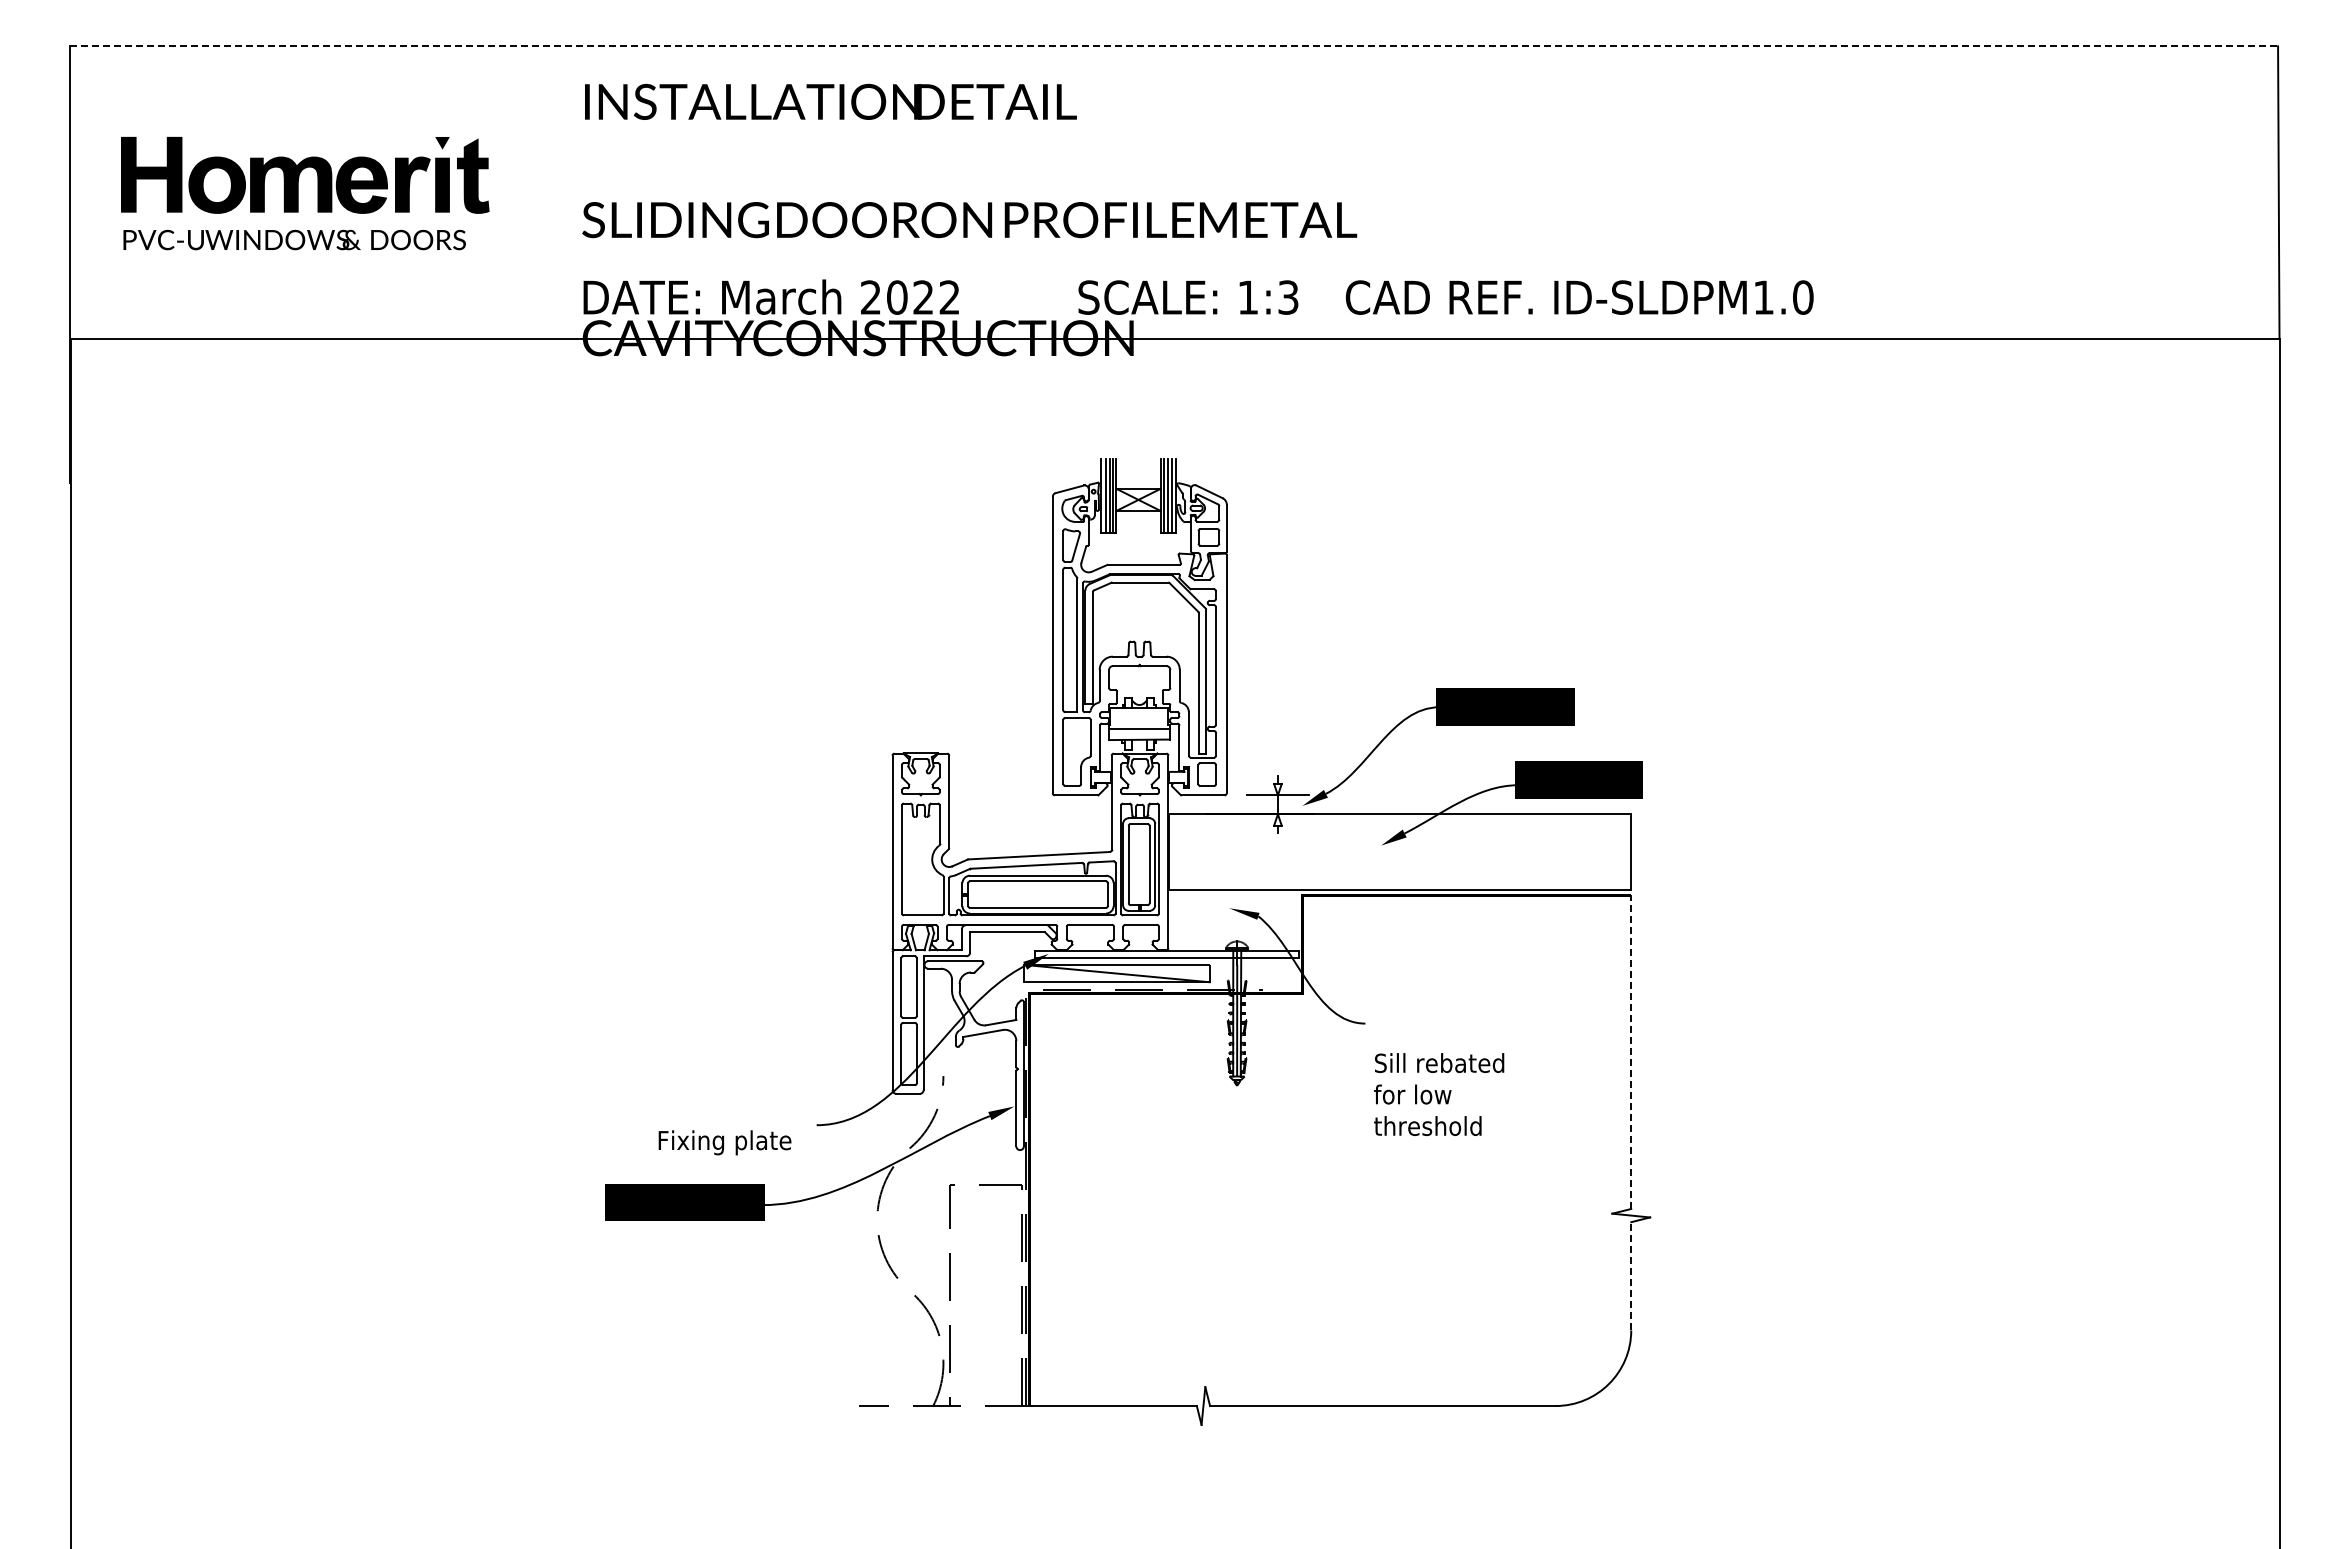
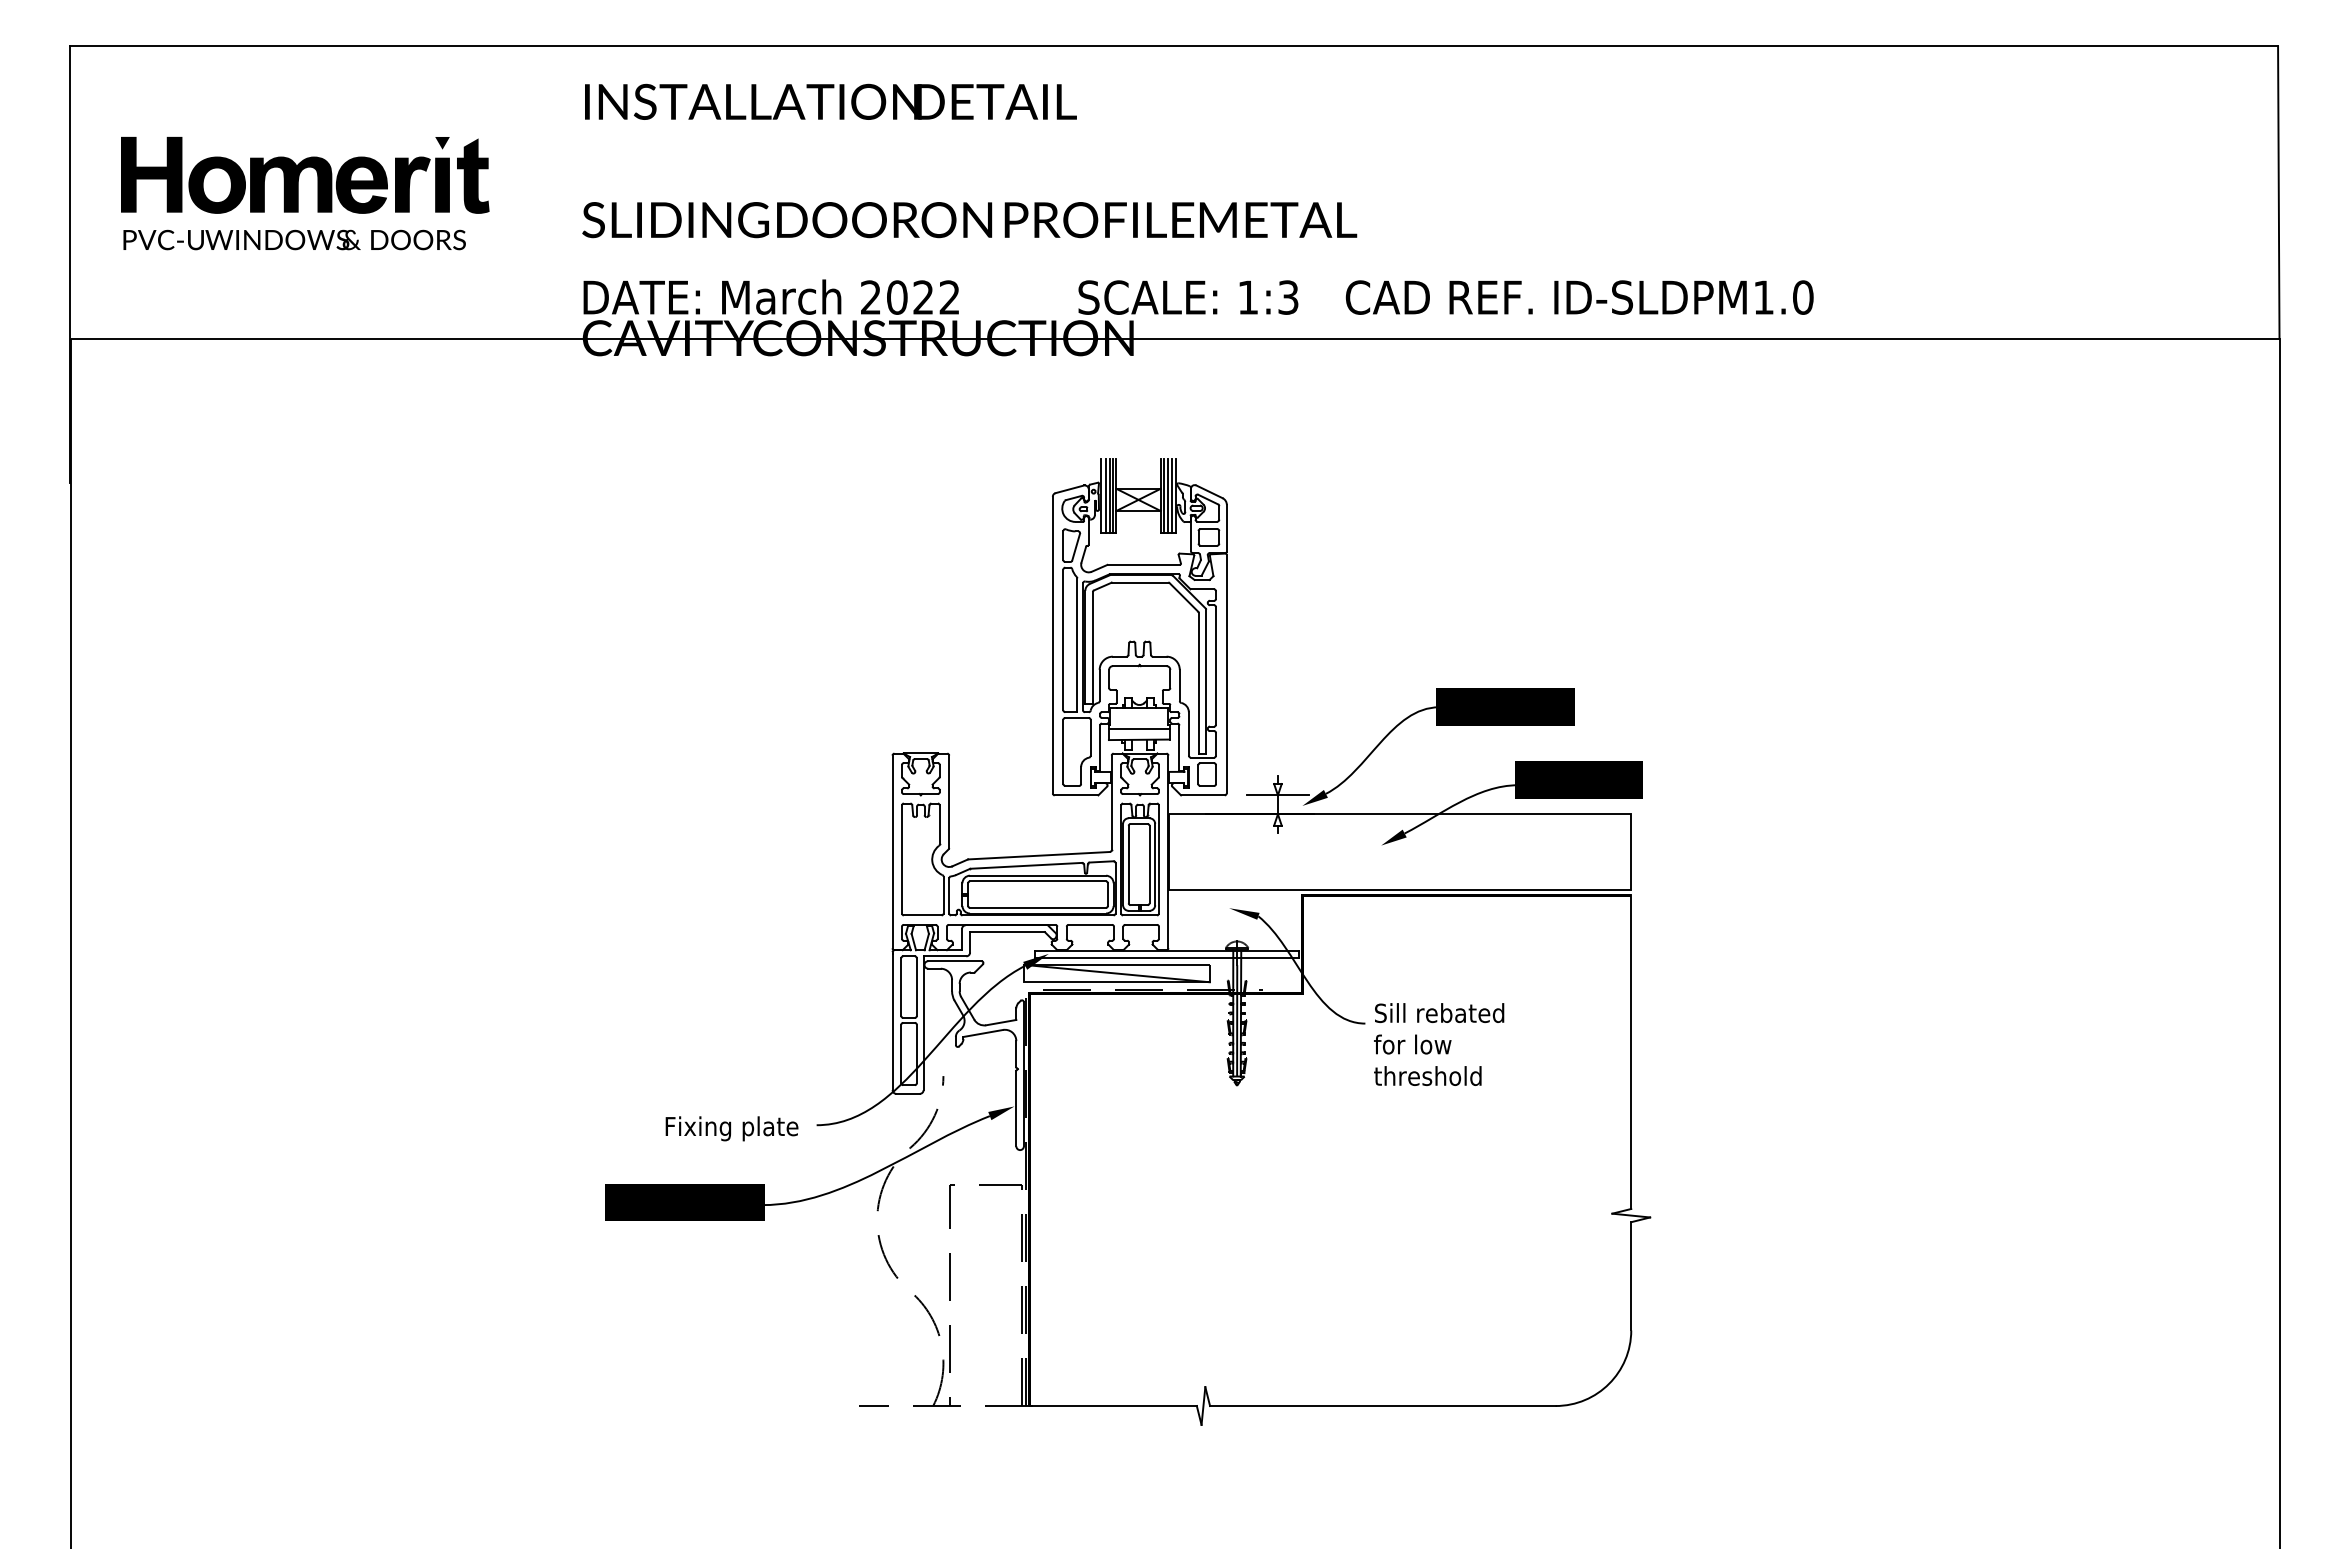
line: dashed -> solid (1174, 46)
line: dashed -> solid (1631, 1051)
text position: (1439, 1094) -> (1439, 1044) (1439, 1044)
text position: (724, 1142) -> (731, 1128) (731, 1128)
line: dashed -> solid (1631, 1275)
